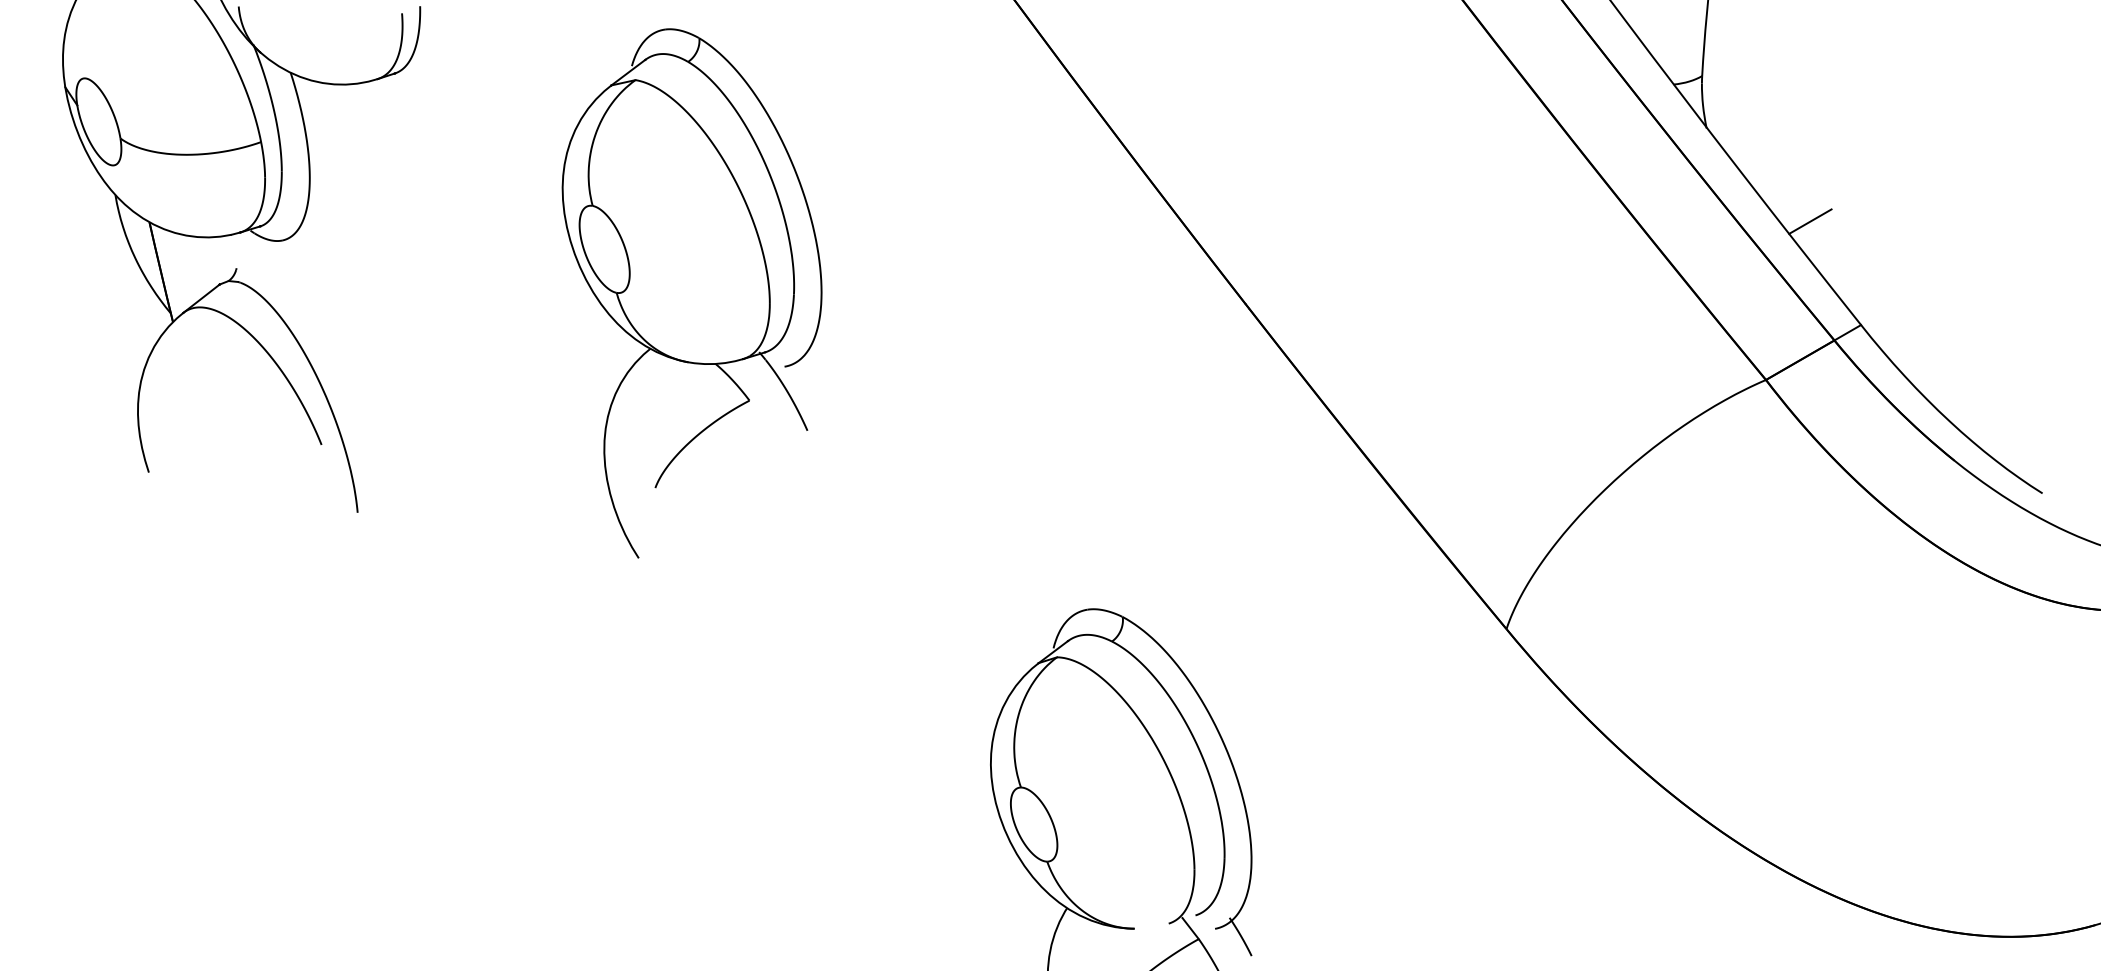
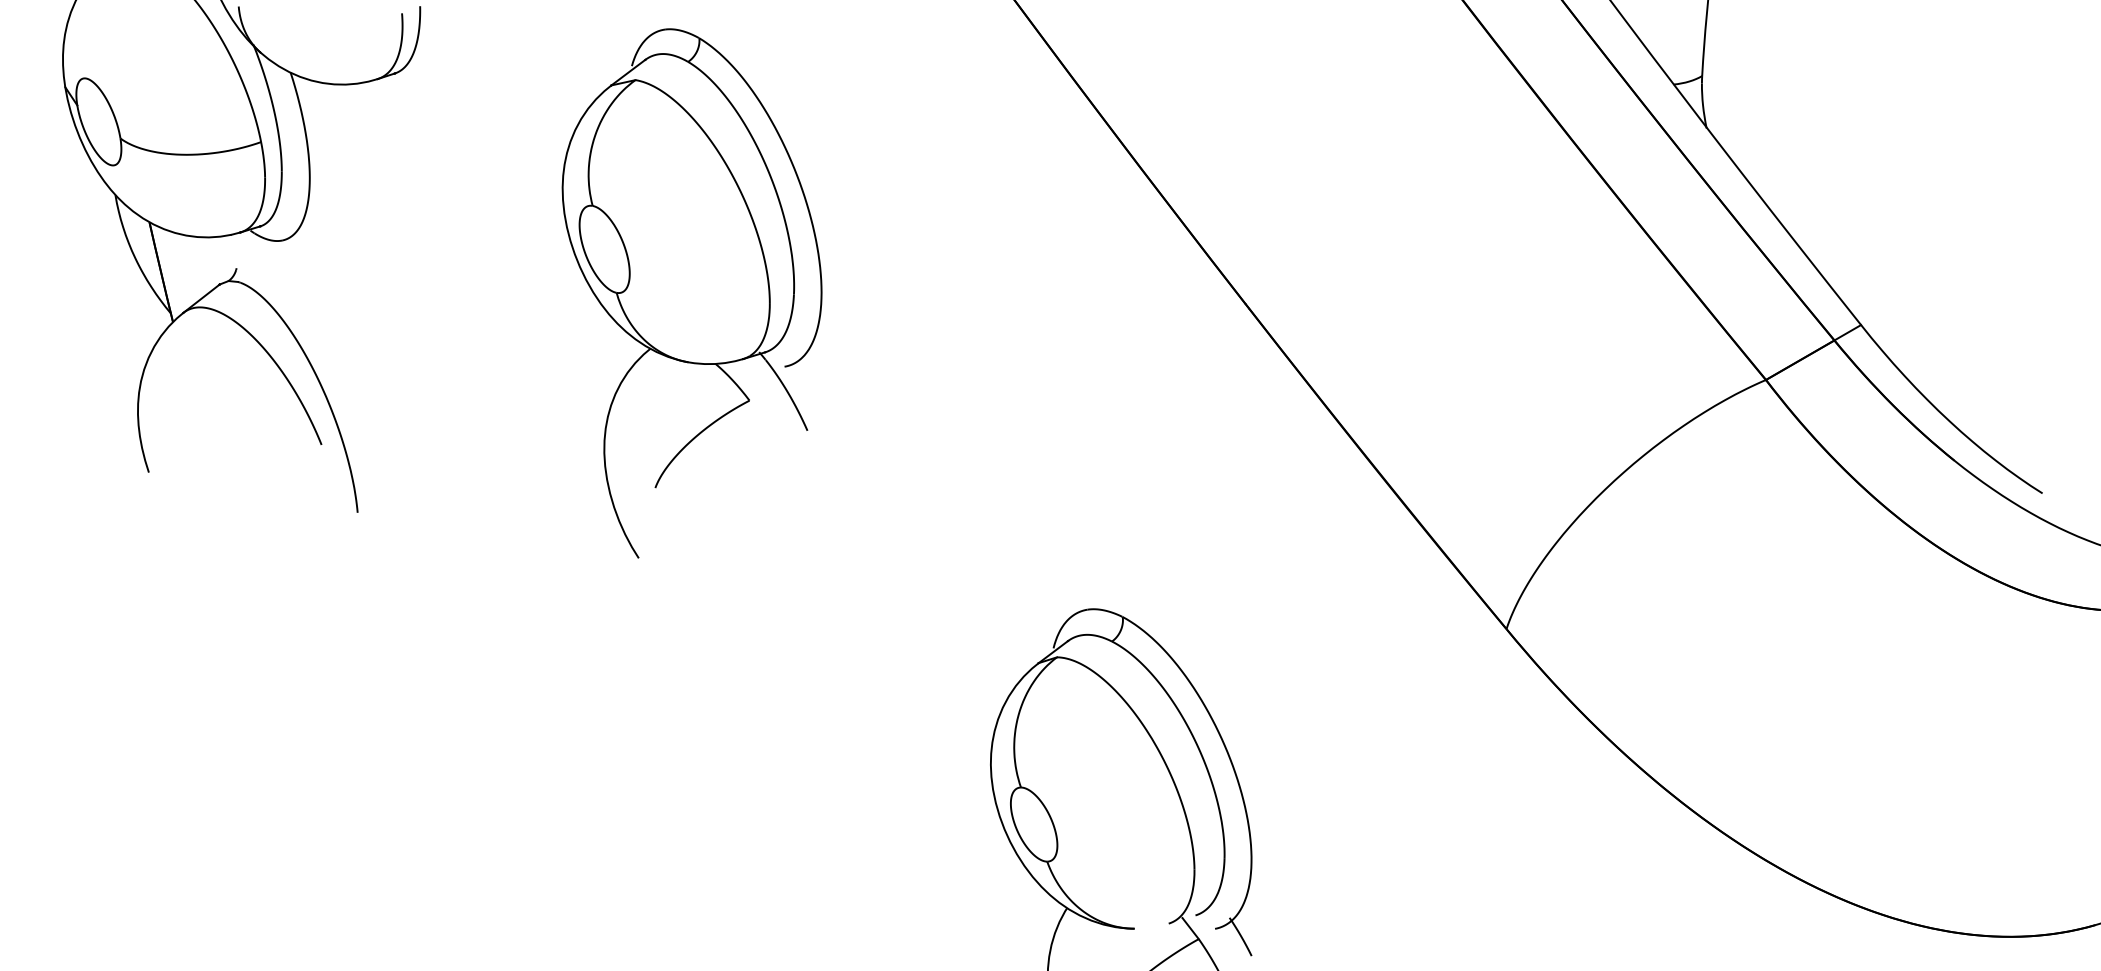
line: present -> none (1810, 221)
